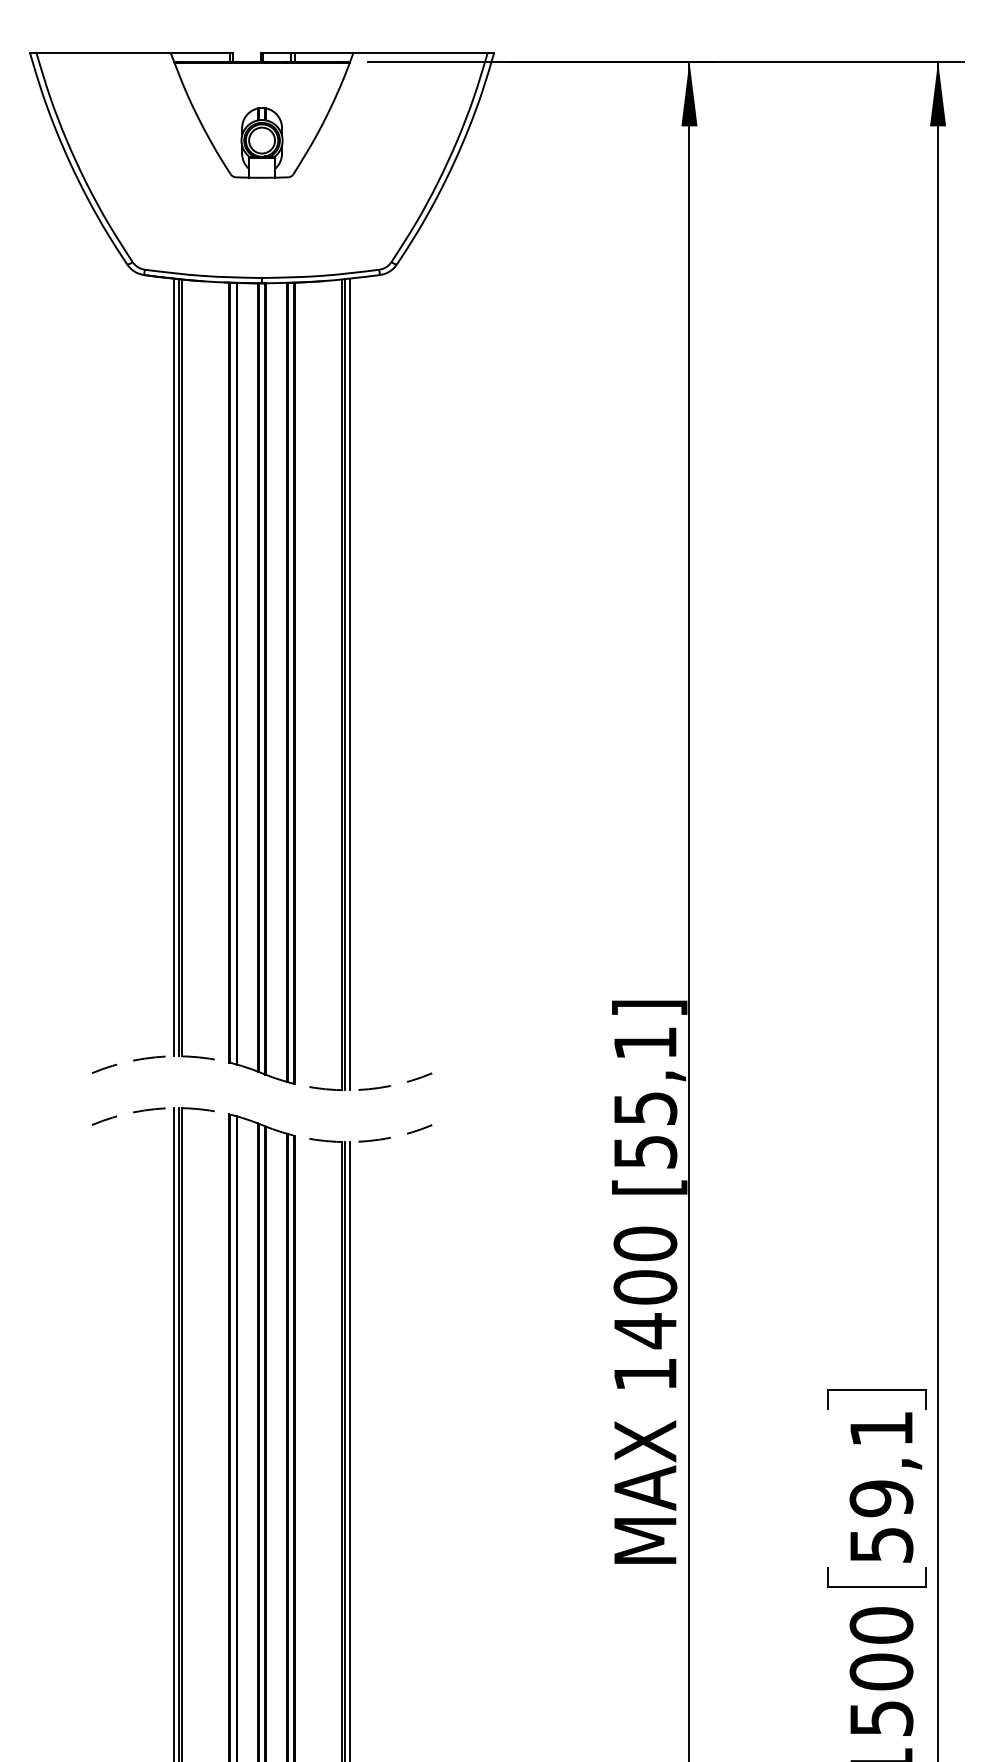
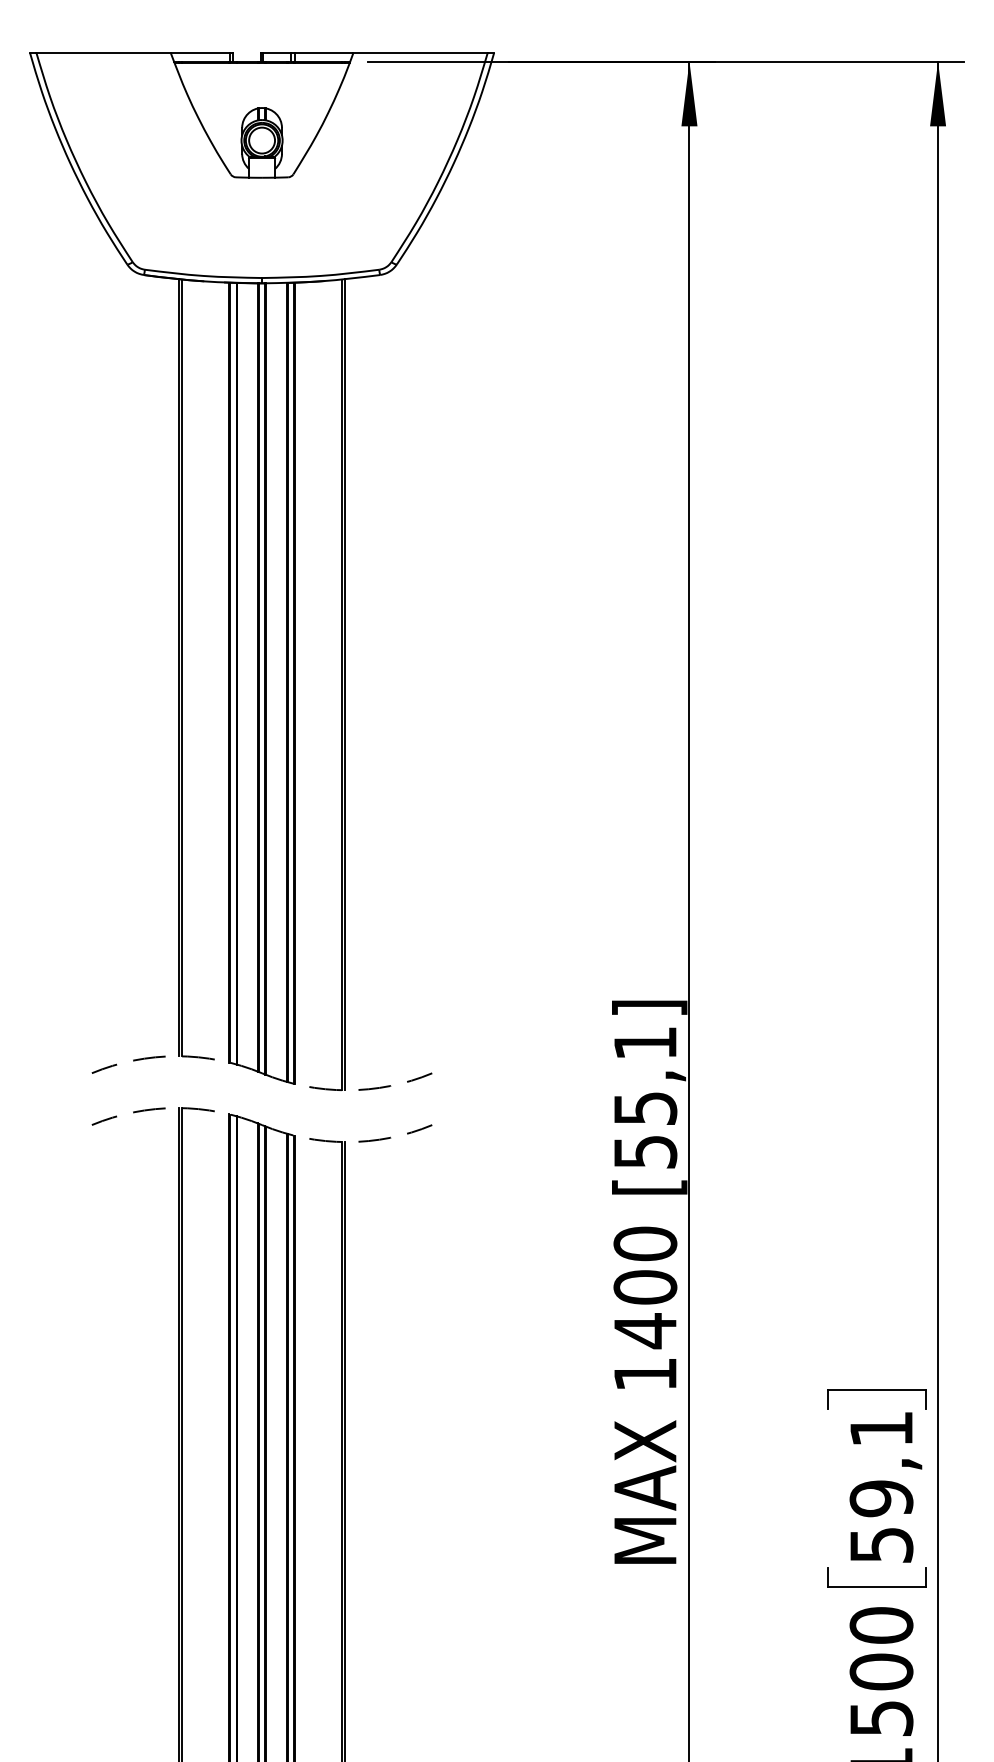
line: present -> none (174, 667)
line: present -> none (350, 684)
line: present -> none (174, 1433)
line: present -> none (350, 1450)
